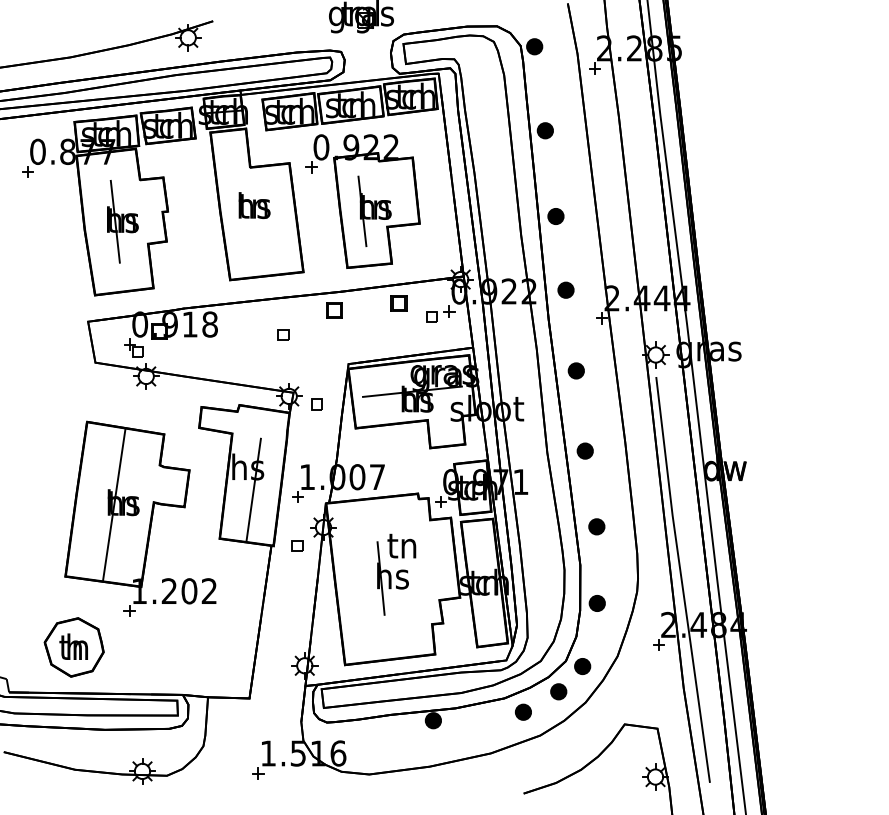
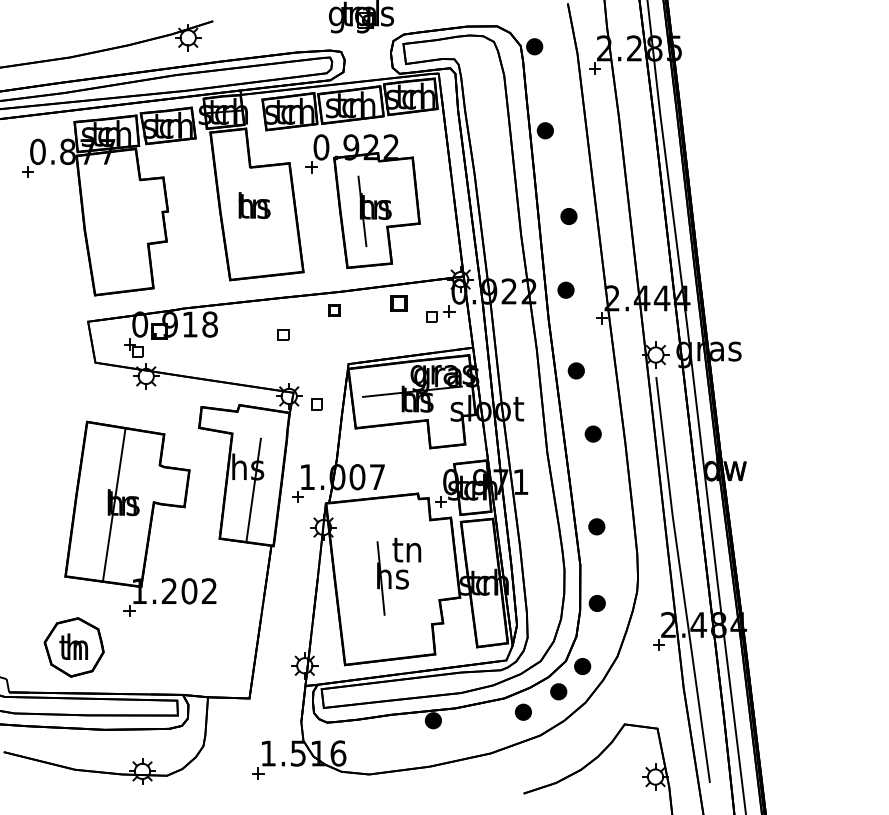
part position: (555, 216) -> (568, 216) (568, 216)
part: present -> none (122, 221)
part size: 17x17 px -> 13x13 px (334, 310)
part position: (584, 450) -> (592, 433) (592, 433)
part: present -> none (297, 545)
text position: (401, 545) -> (406, 549) (406, 549)
